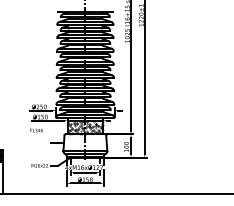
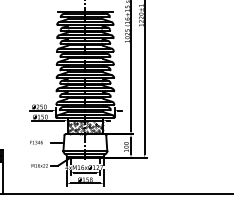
text position: (36, 130) -> (36, 142) (36, 142)
